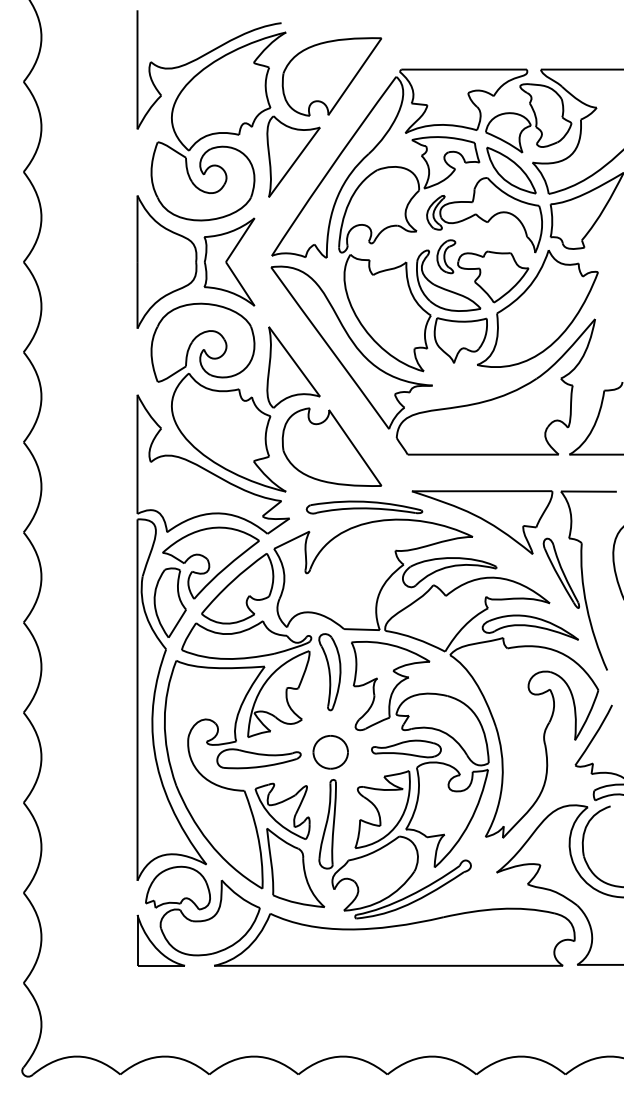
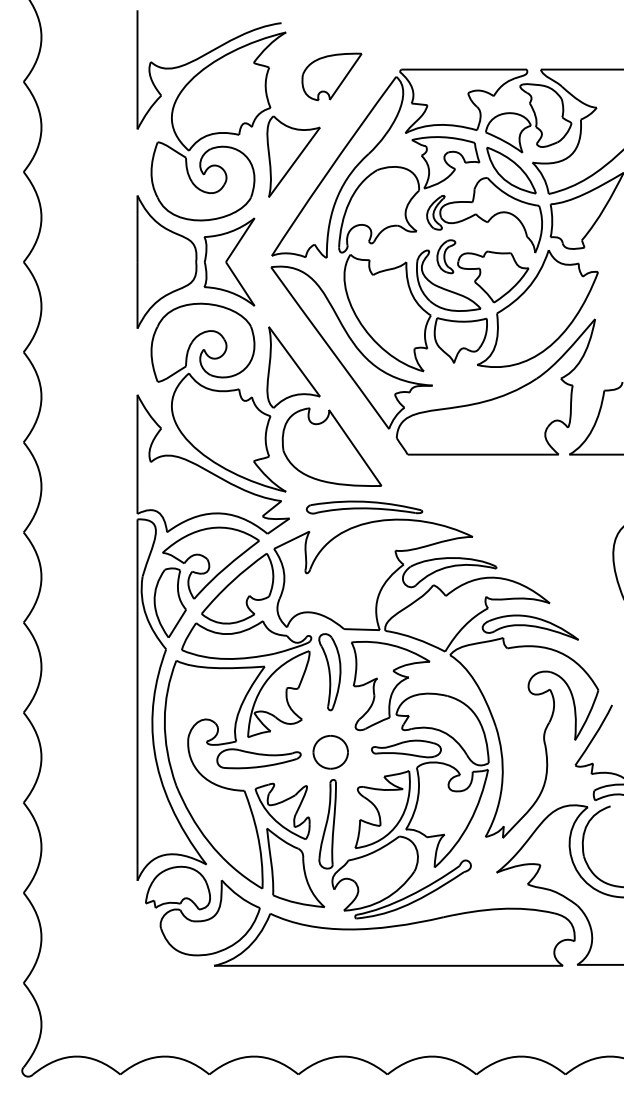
part size: 102x80 px -> 62x50 px (331, 76)
part: present -> none (531, 554)
part: present -> none (155, 945)
